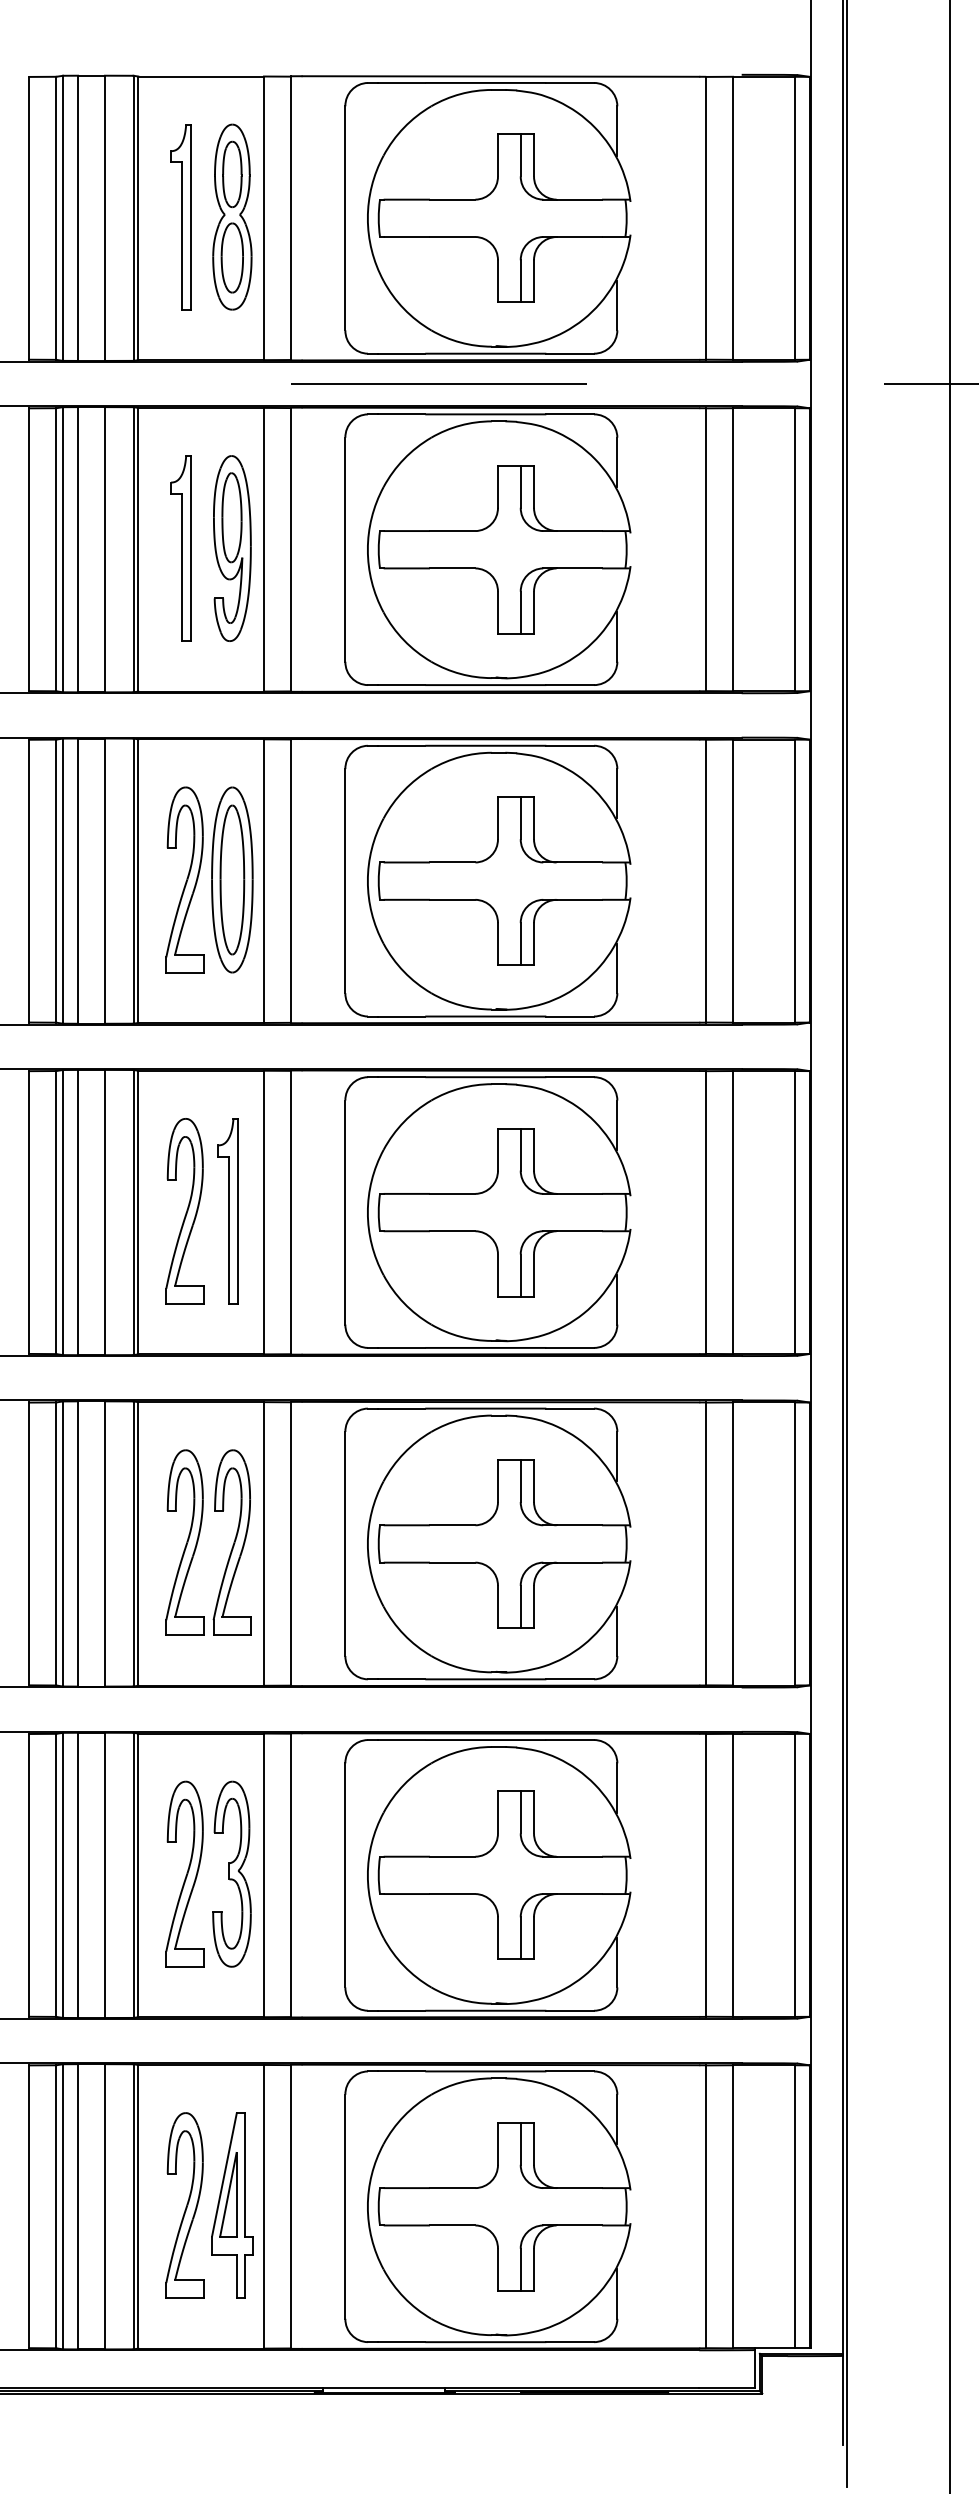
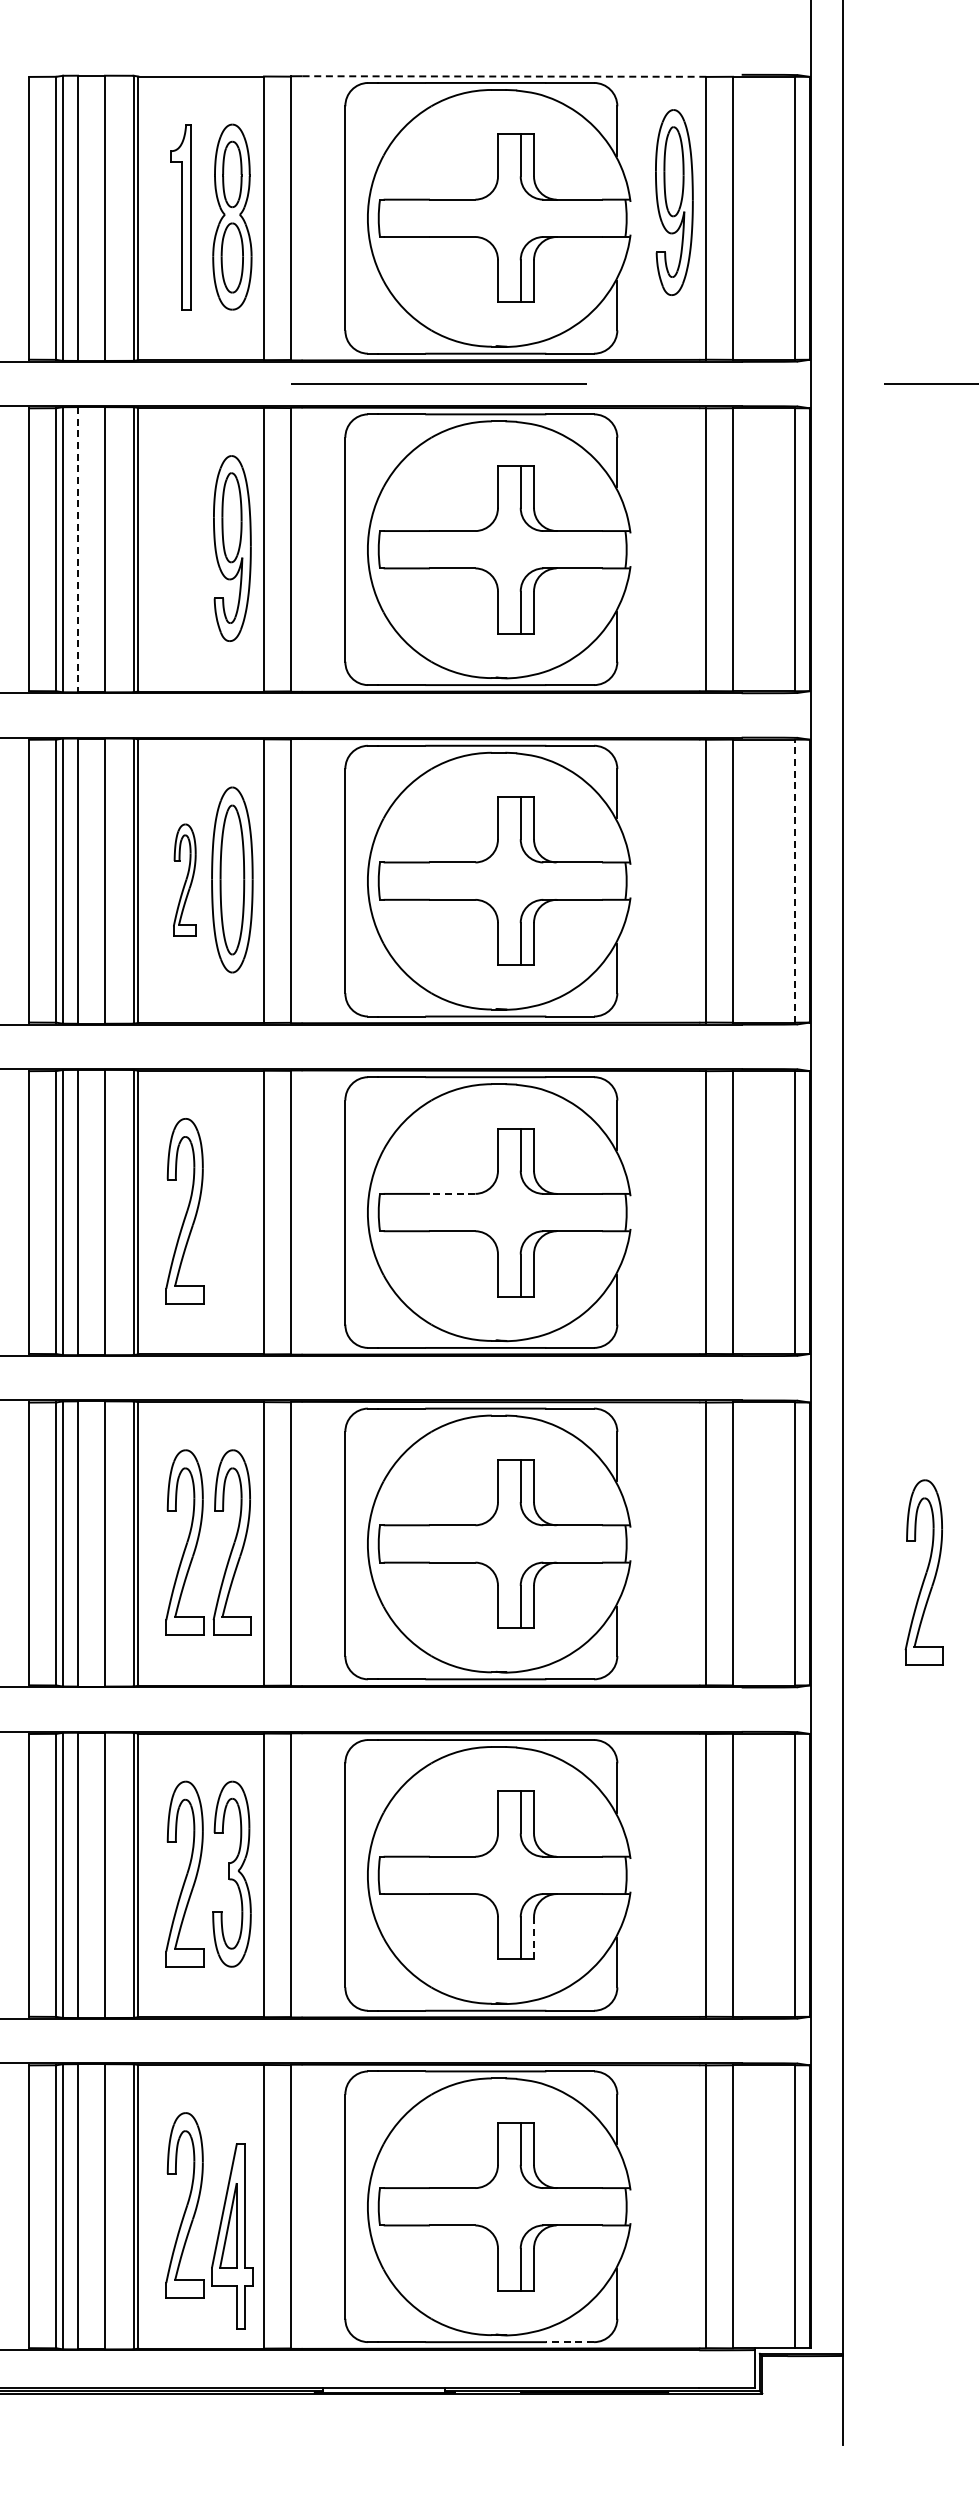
line: solid -> dashed (501, 76)
part: none -> present (674, 202)
part: present -> none (180, 548)
line: solid -> dashed (78, 549)
part size: 40x188 px -> 24x114 px (184, 879)
line: solid -> dashed (795, 881)
line: solid -> dashed (452, 1193)
part: present -> none (227, 1211)
line: present -> none (846, 1244)
line: present -> none (949, 1246)
part: none -> present (923, 1572)
line: solid -> dashed (534, 1937)
part position: (232, 2205) -> (232, 2236) (232, 2236)
line: solid -> dashed (570, 2342)
